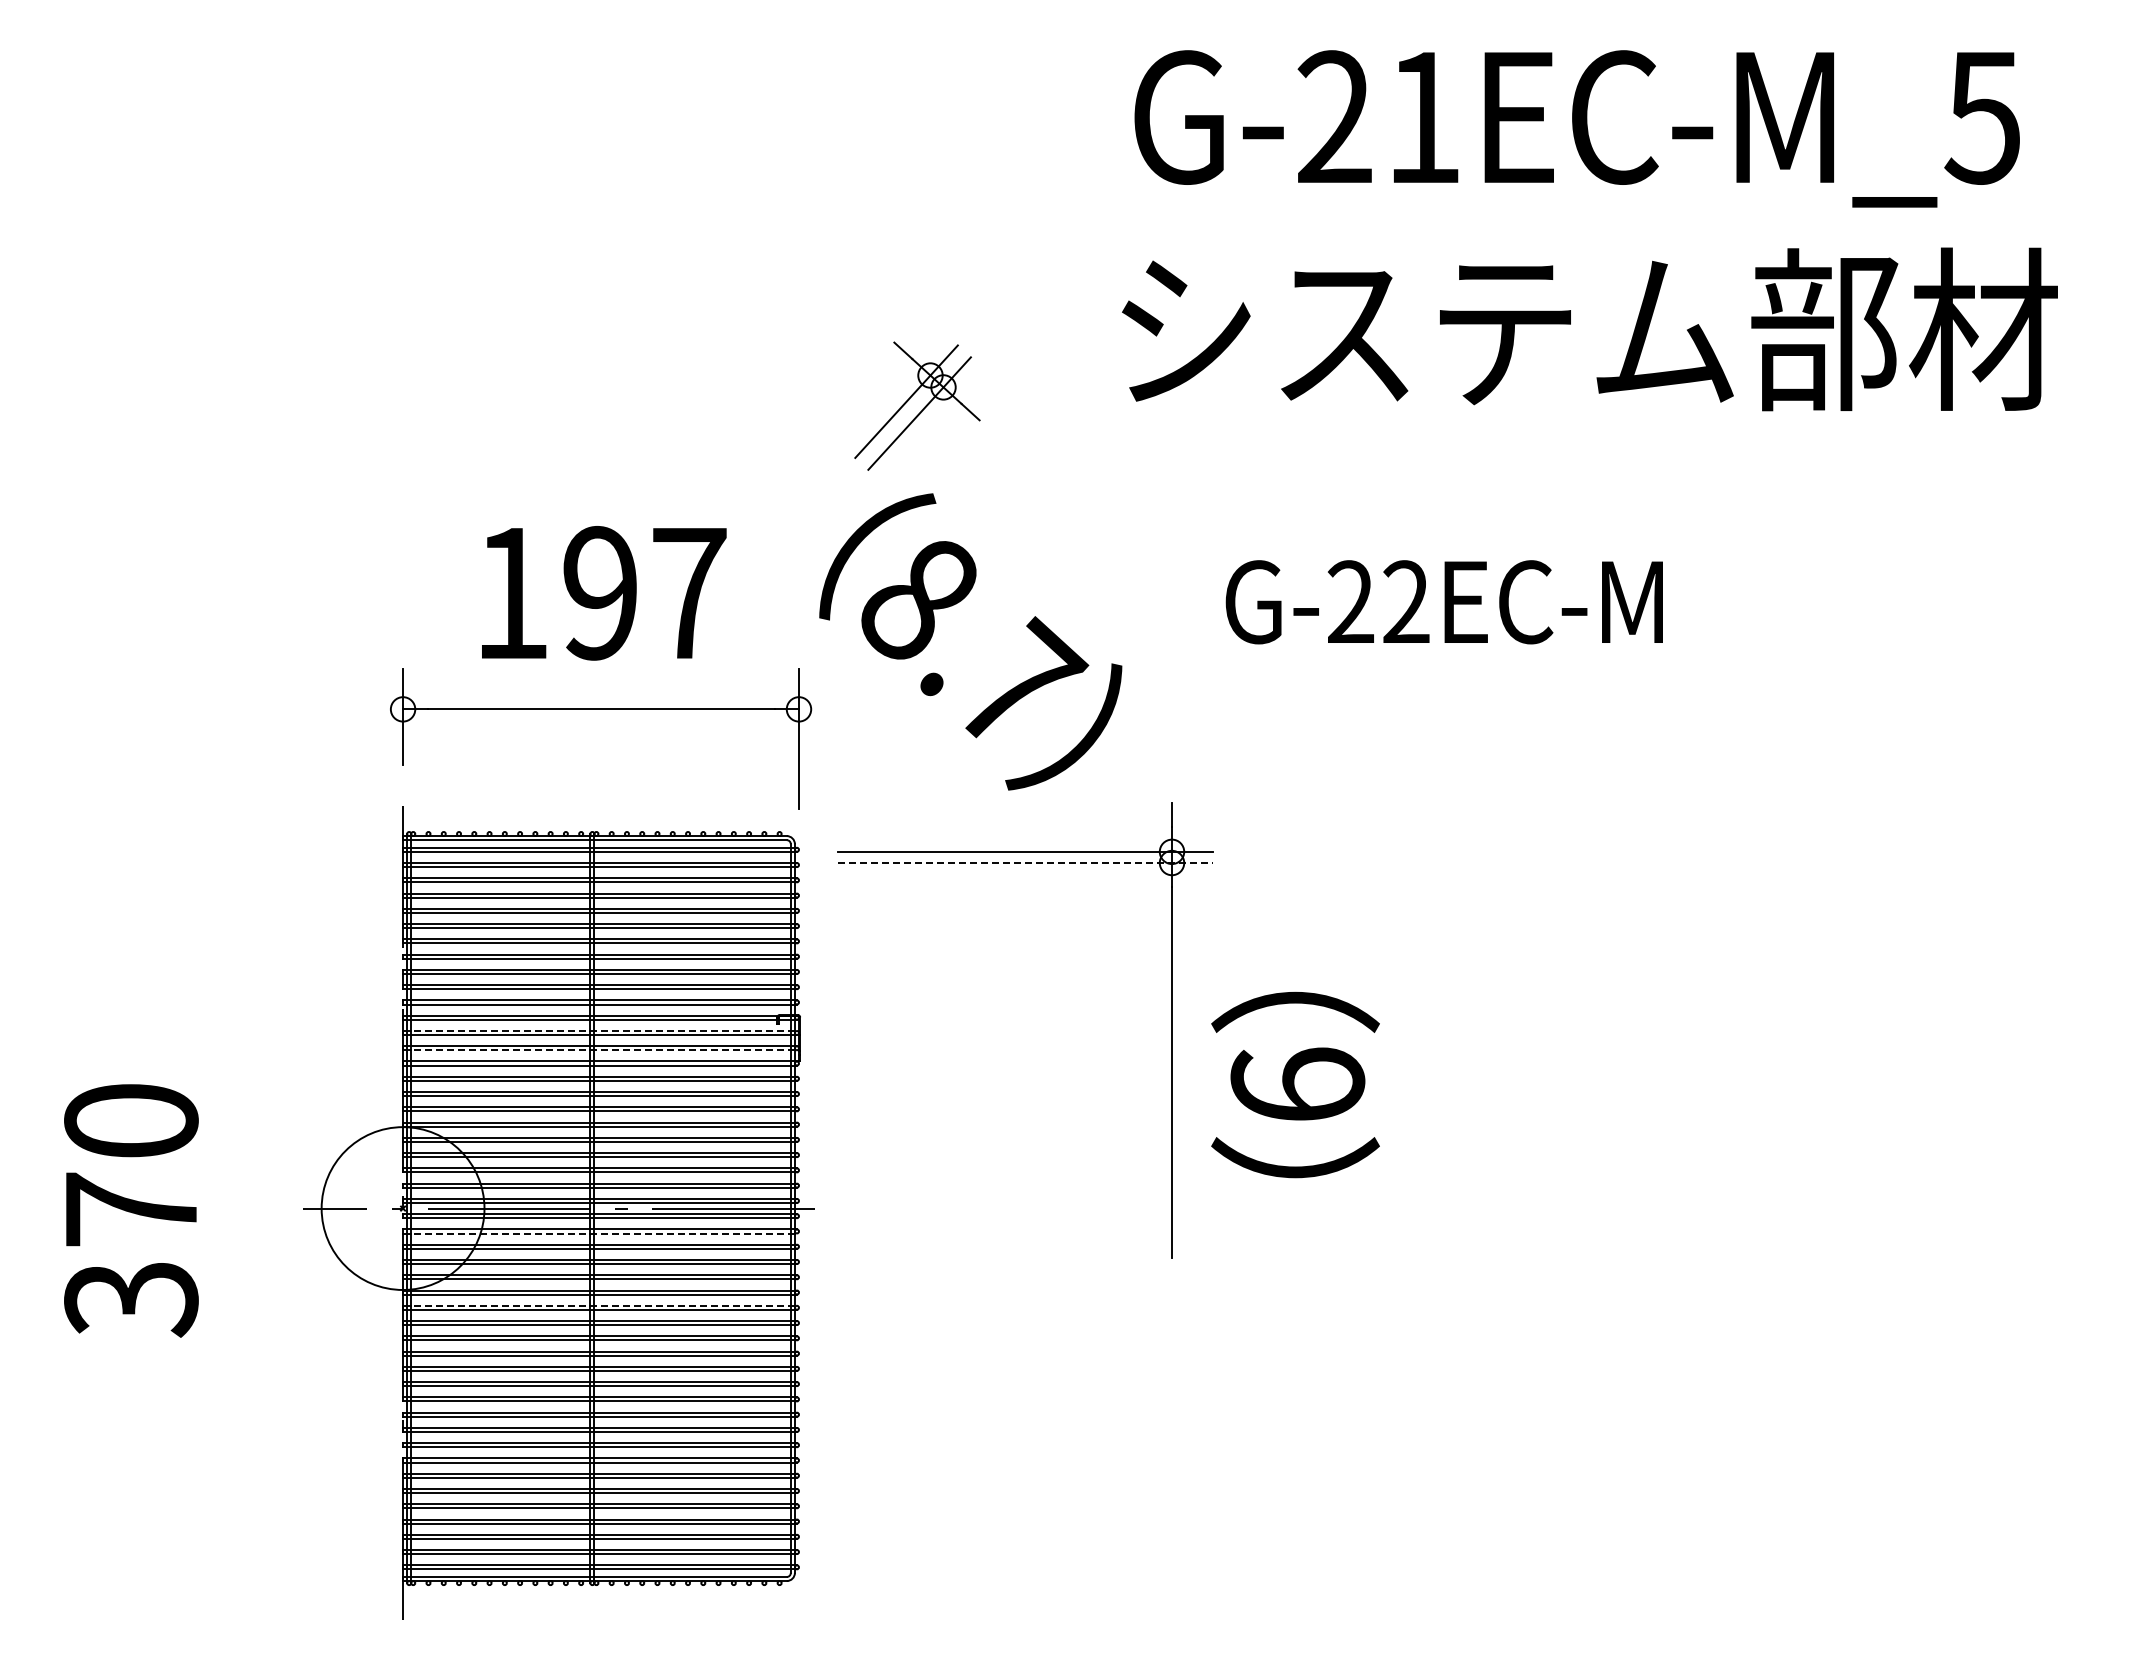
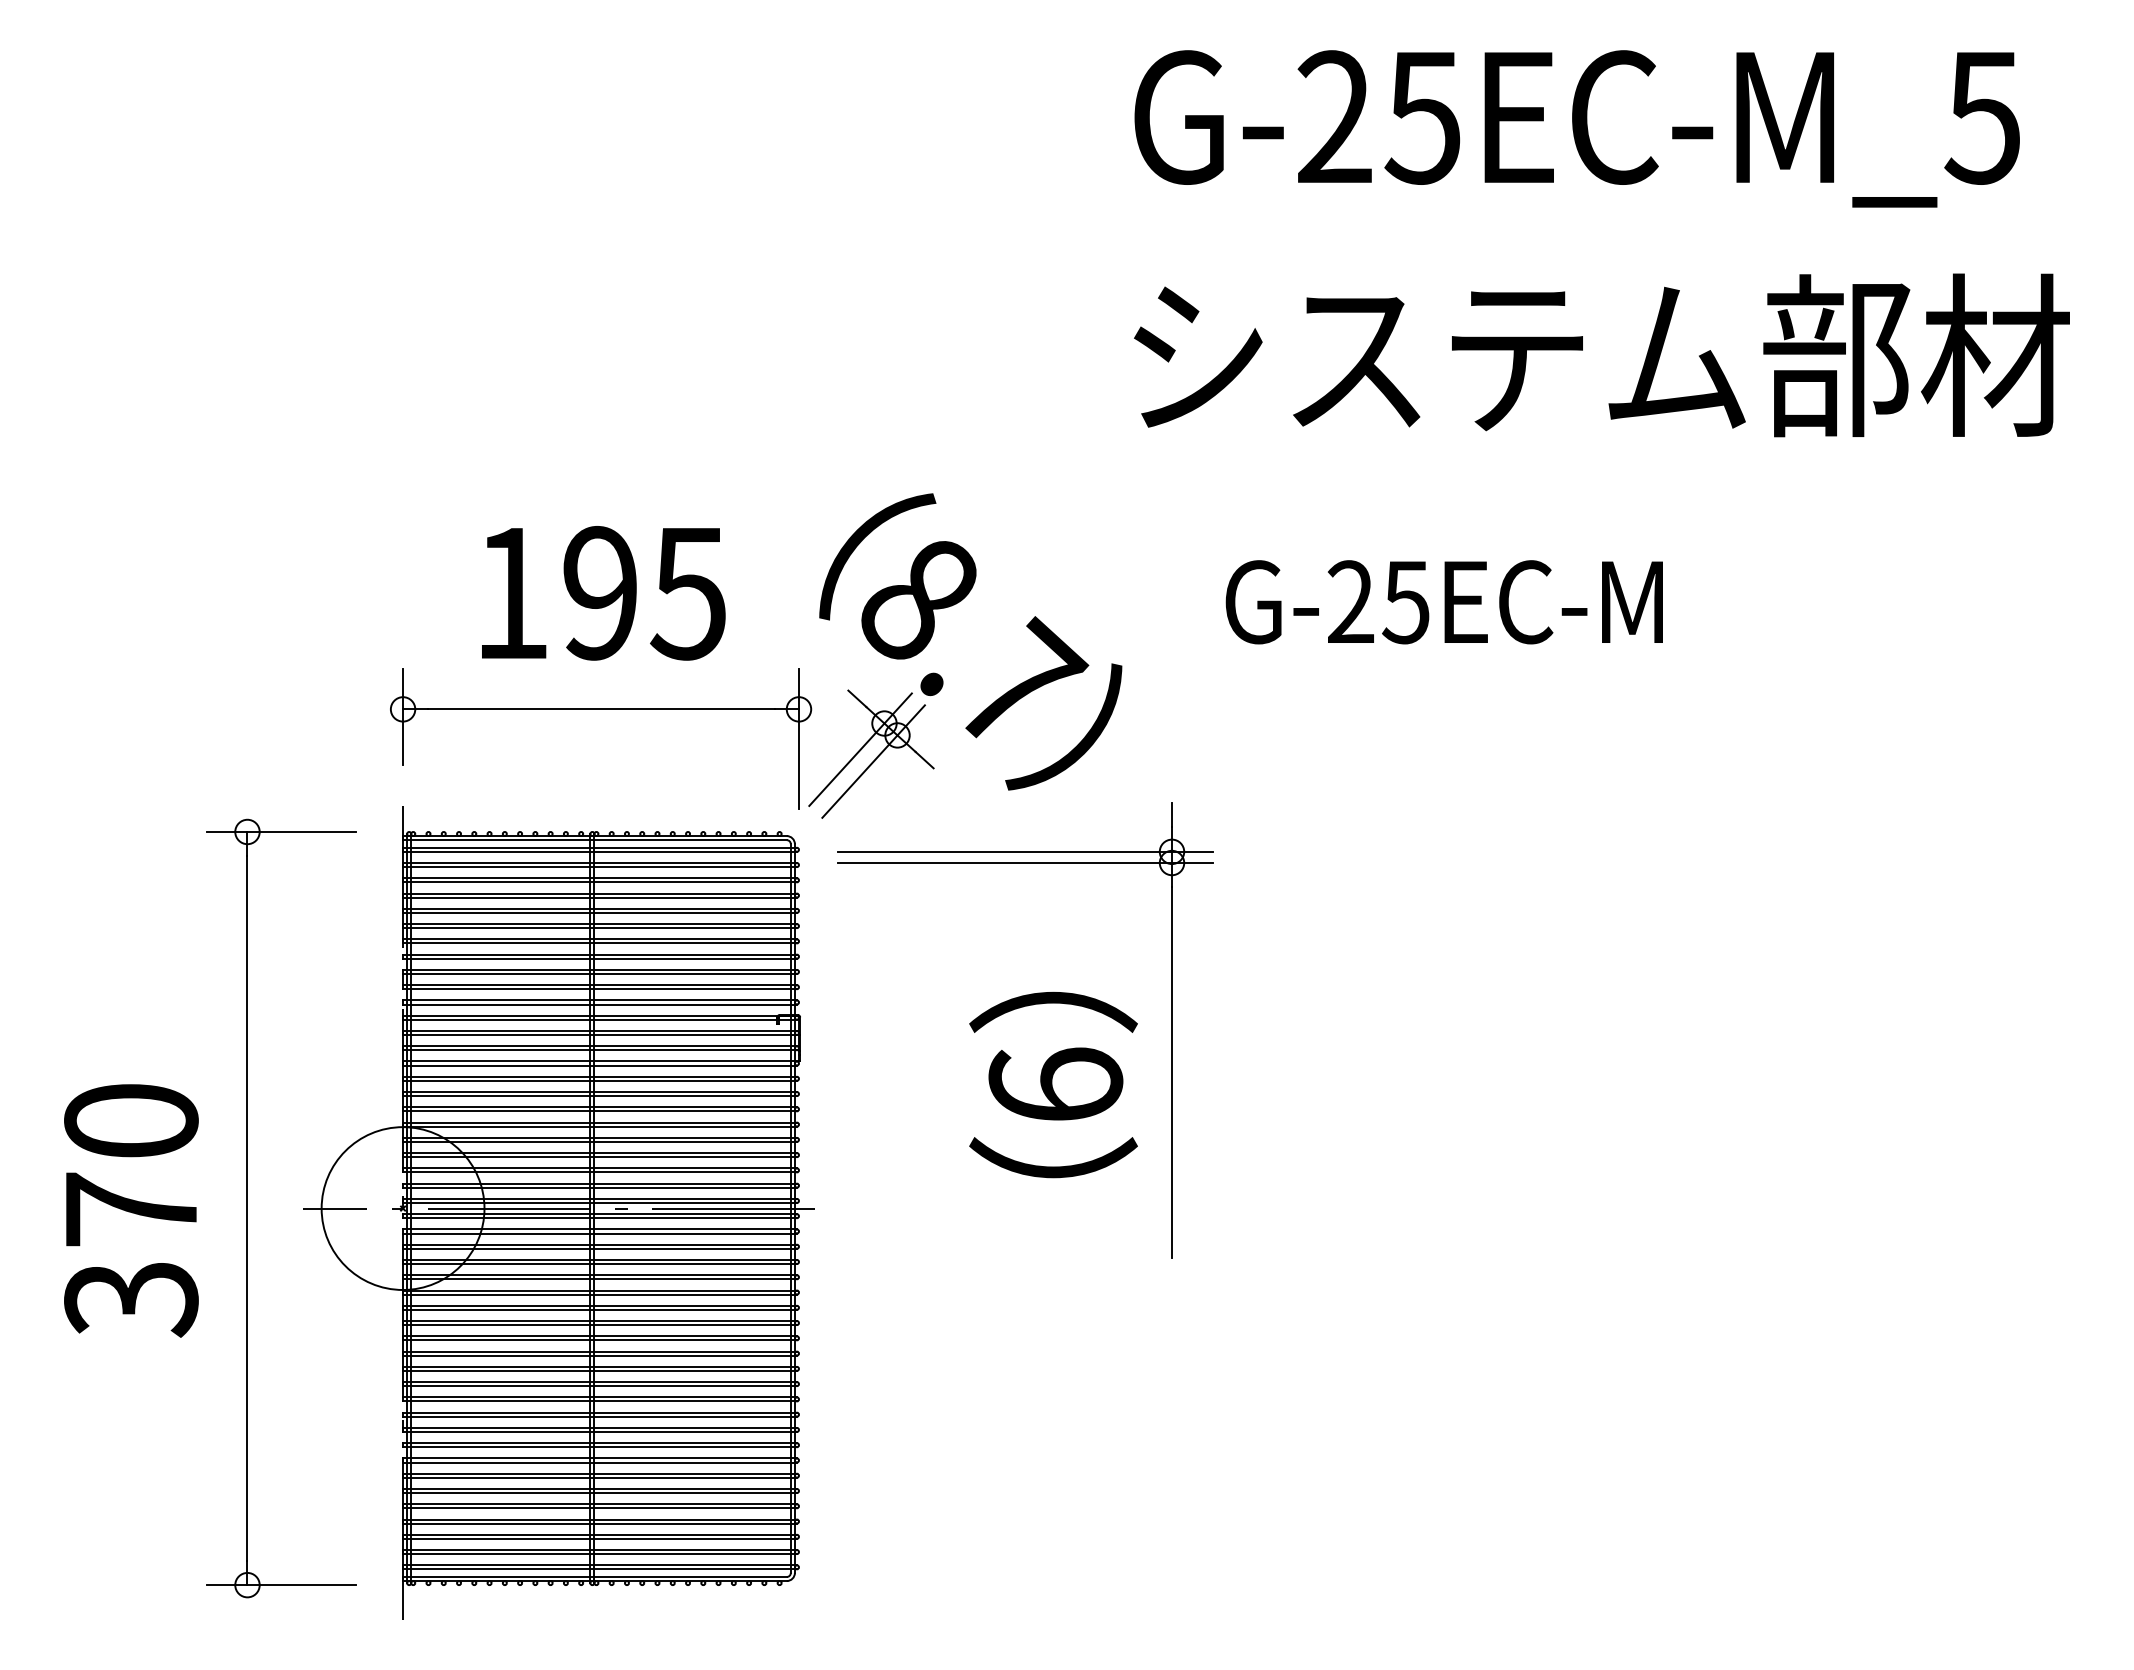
text: G-21EC-M_5 -> G-25EC-M_5 (1422, 118)
text position: (1589, 329) -> (1601, 355) (1601, 355)
part position: (923, 407) -> (877, 755) (877, 755)
text: 197 -> 195 (688, 594)
text: G-22EC-M -> G-25EC-M (1405, 602)
line: dashed -> solid (1025, 863)
line: dashed -> solid (600, 1030)
line: dashed -> solid (600, 1050)
text position: (1295, 1084) -> (1053, 1084) (1053, 1084)
part: none -> present (247, 1208)
line: dashed -> solid (600, 1233)
line: dashed -> solid (600, 1305)
